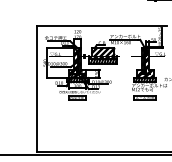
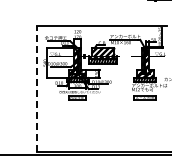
line: solid -> dashed (36, 88)
